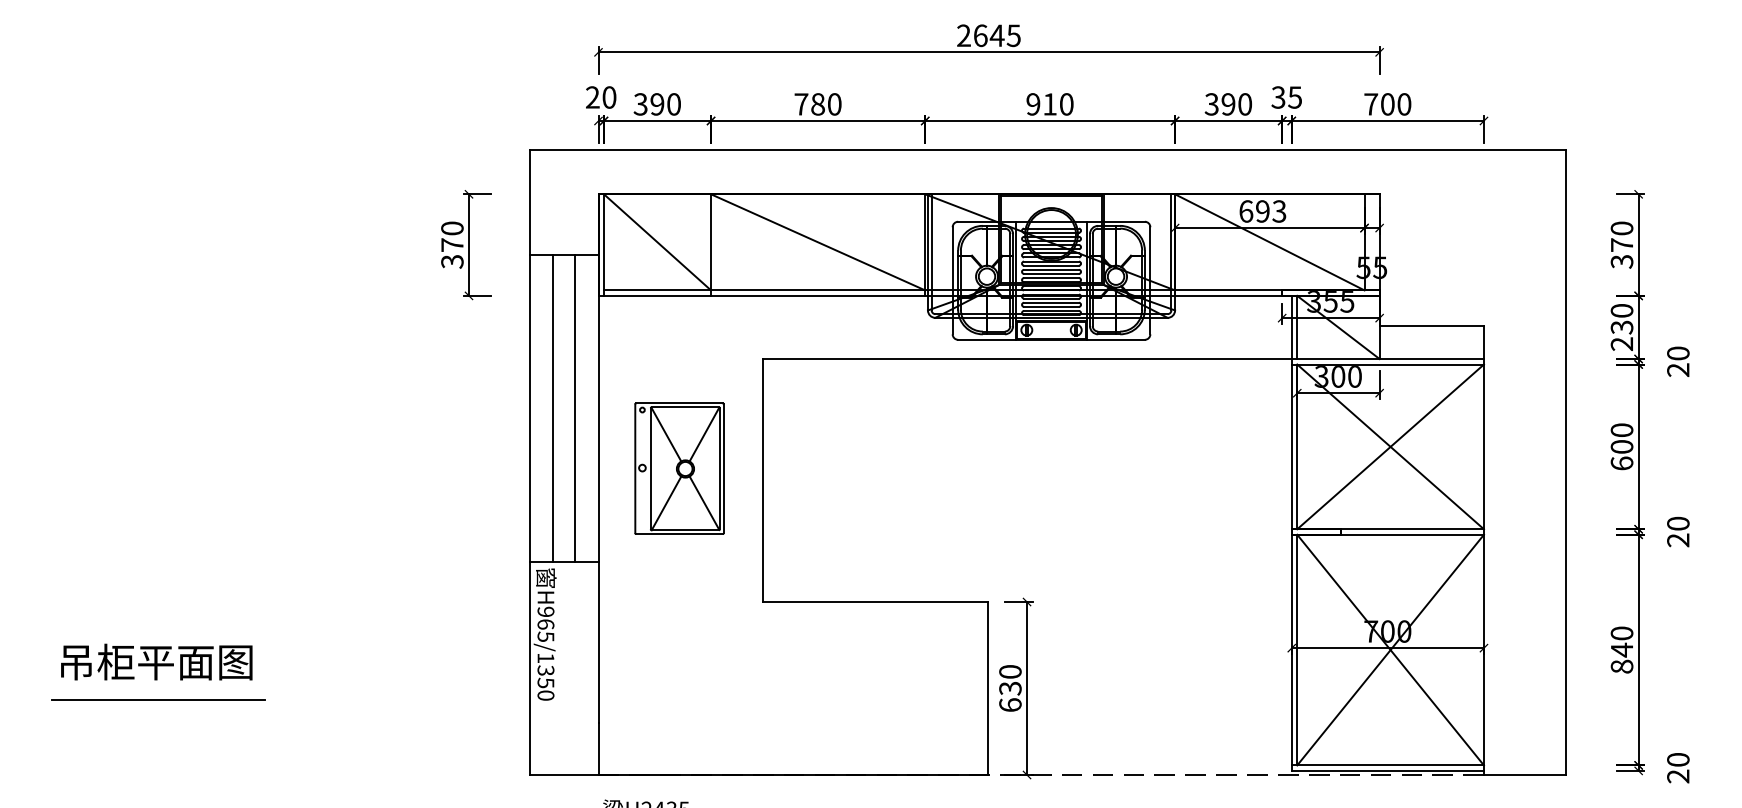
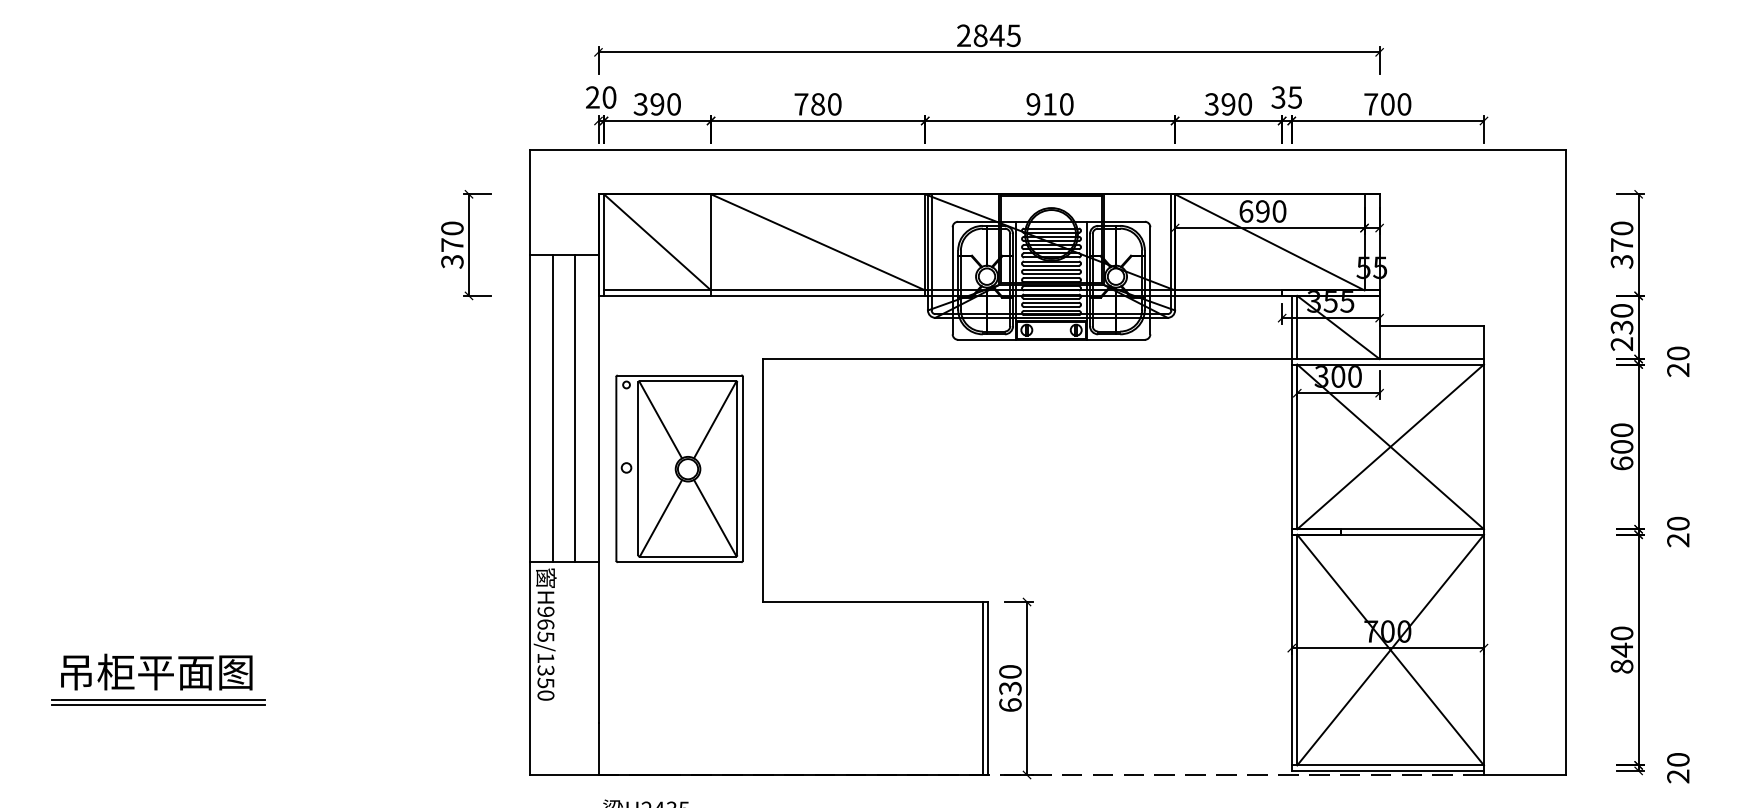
text: 2645 -> 2845 (980, 35)
text: 693 -> 690 (1279, 211)
part size: 91x133 px -> 129x189 px (679, 468)
text position: (156, 661) -> (156, 671) (156, 671)
line: none -> present (982, 688)
line: none -> present (158, 705)
